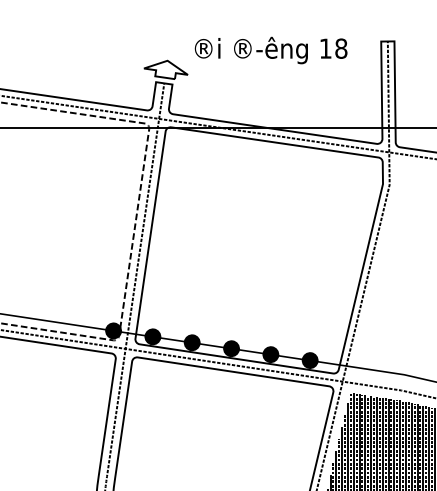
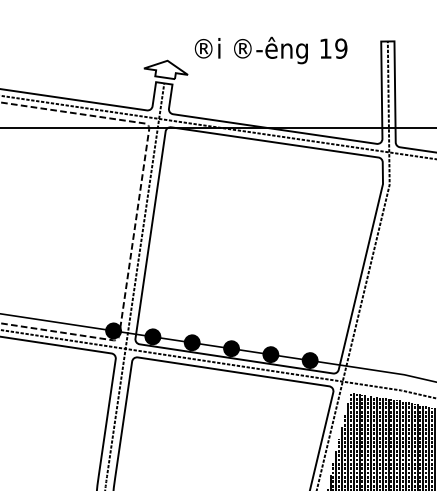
text: 18 -> 19 (341, 48)
